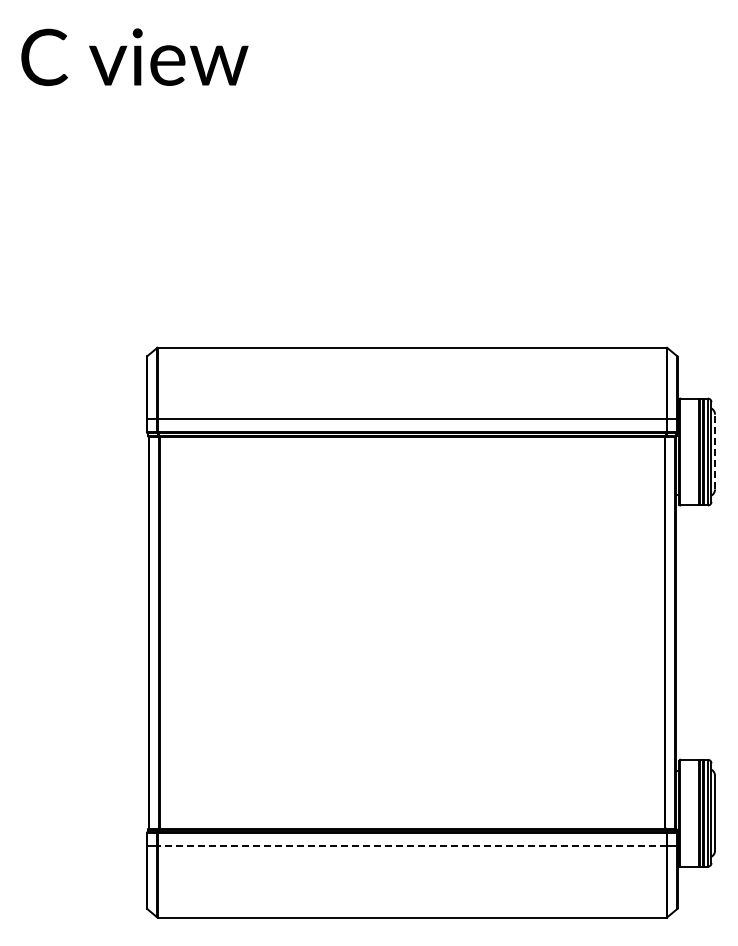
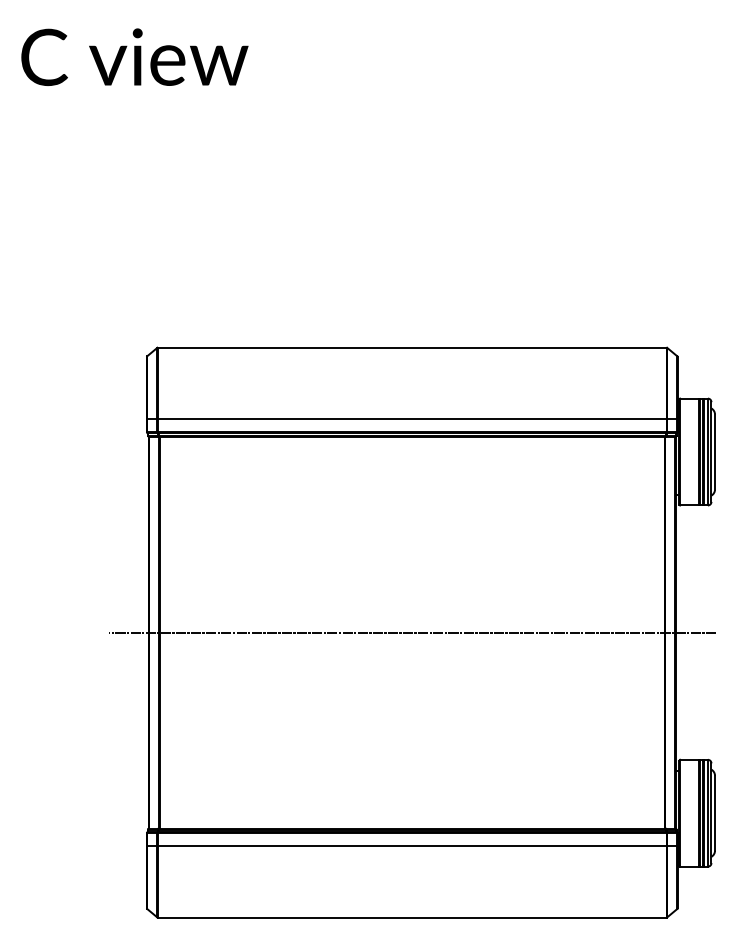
line: dashed -> solid (715, 451)
line: none -> present (411, 632)
line: dashed -> solid (411, 846)
